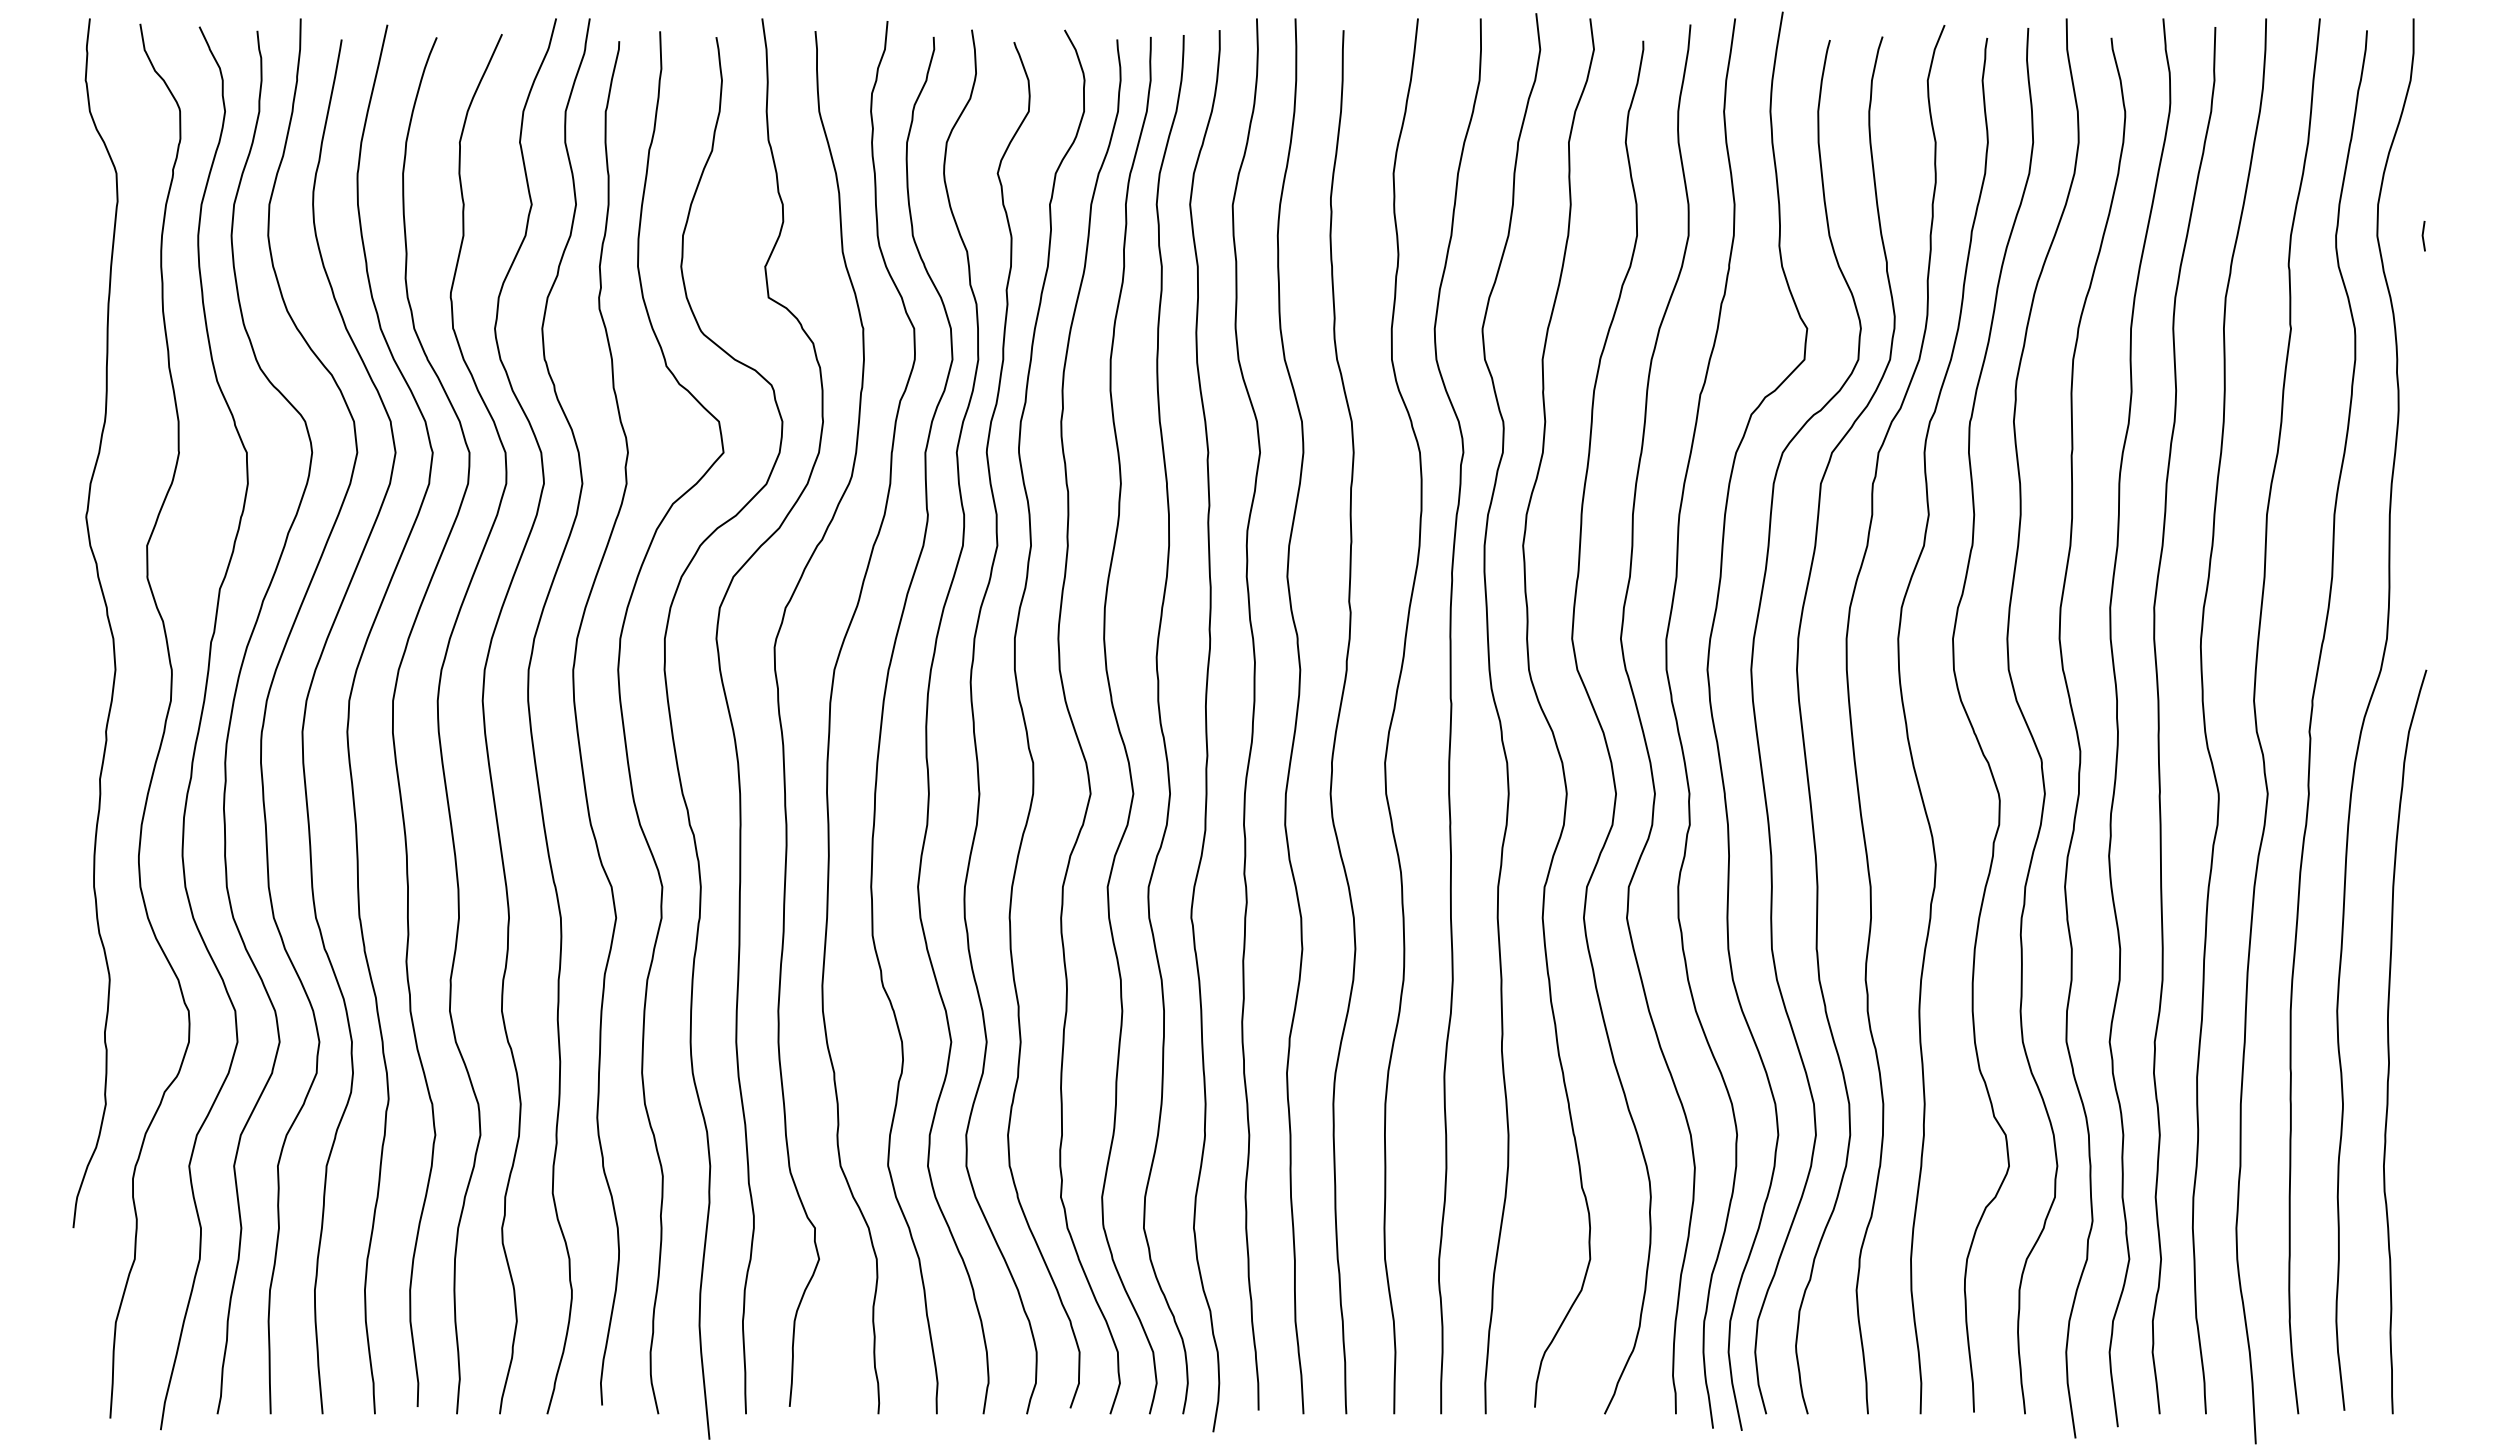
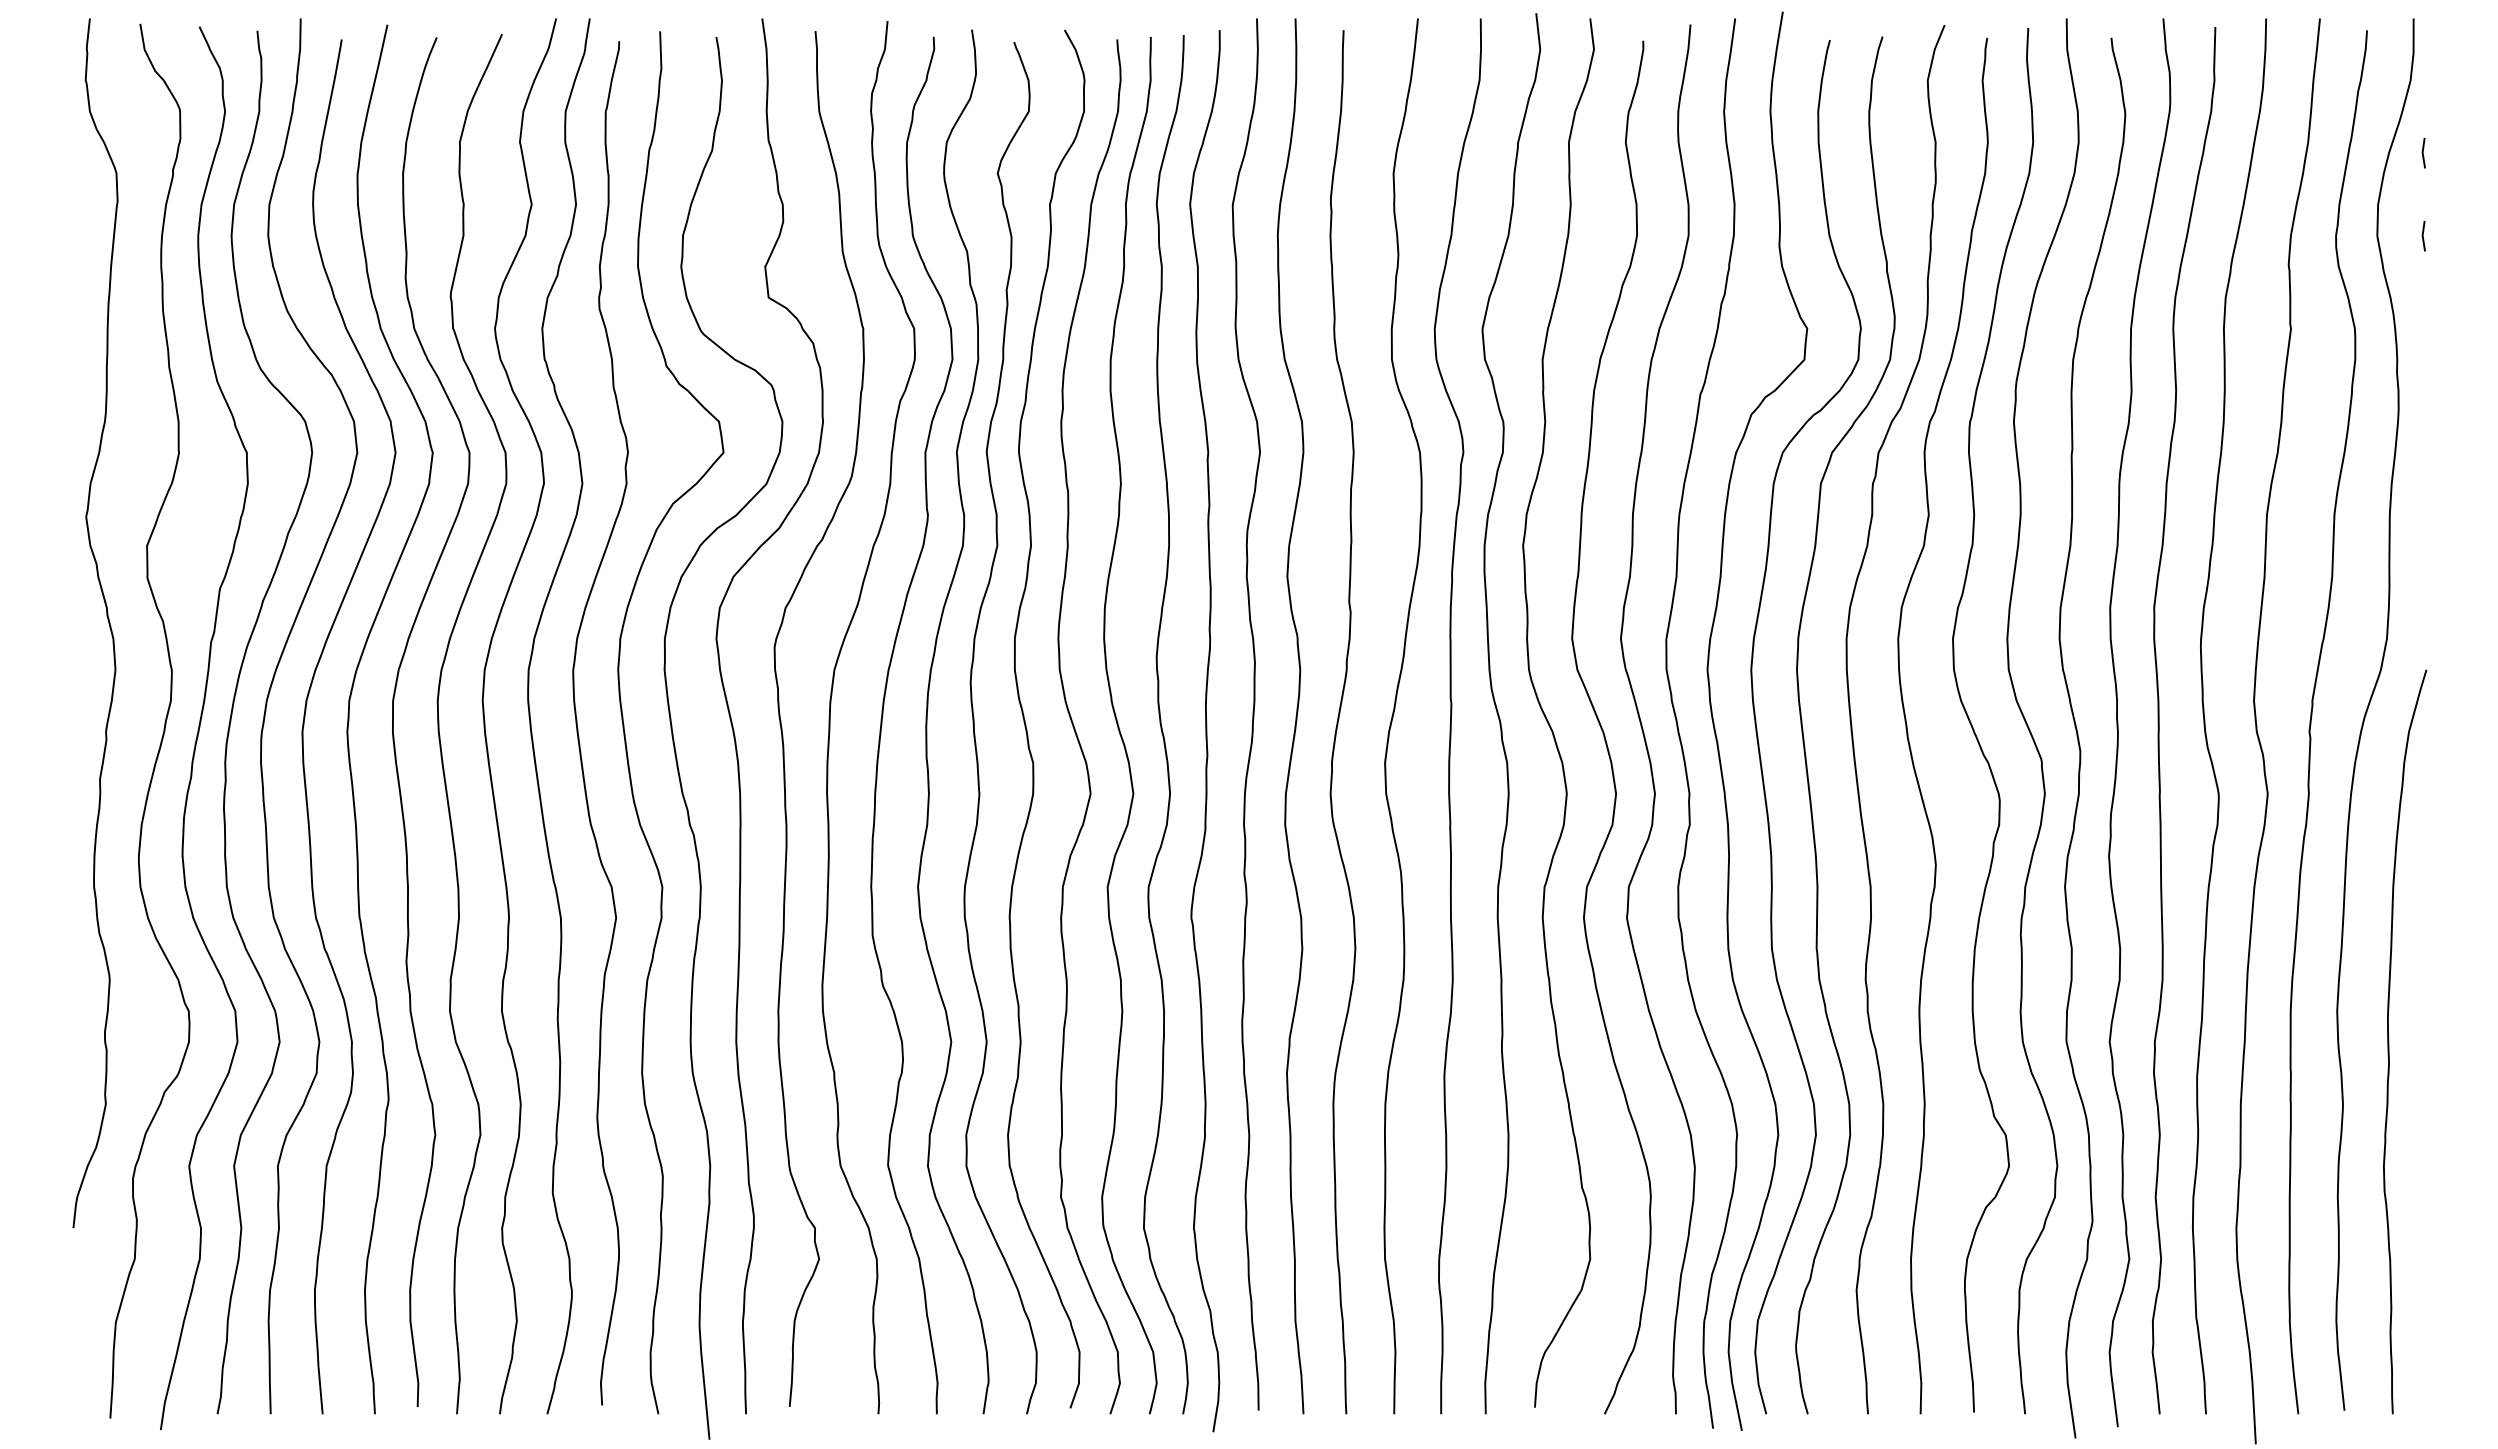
line: none -> present (2423, 152)
